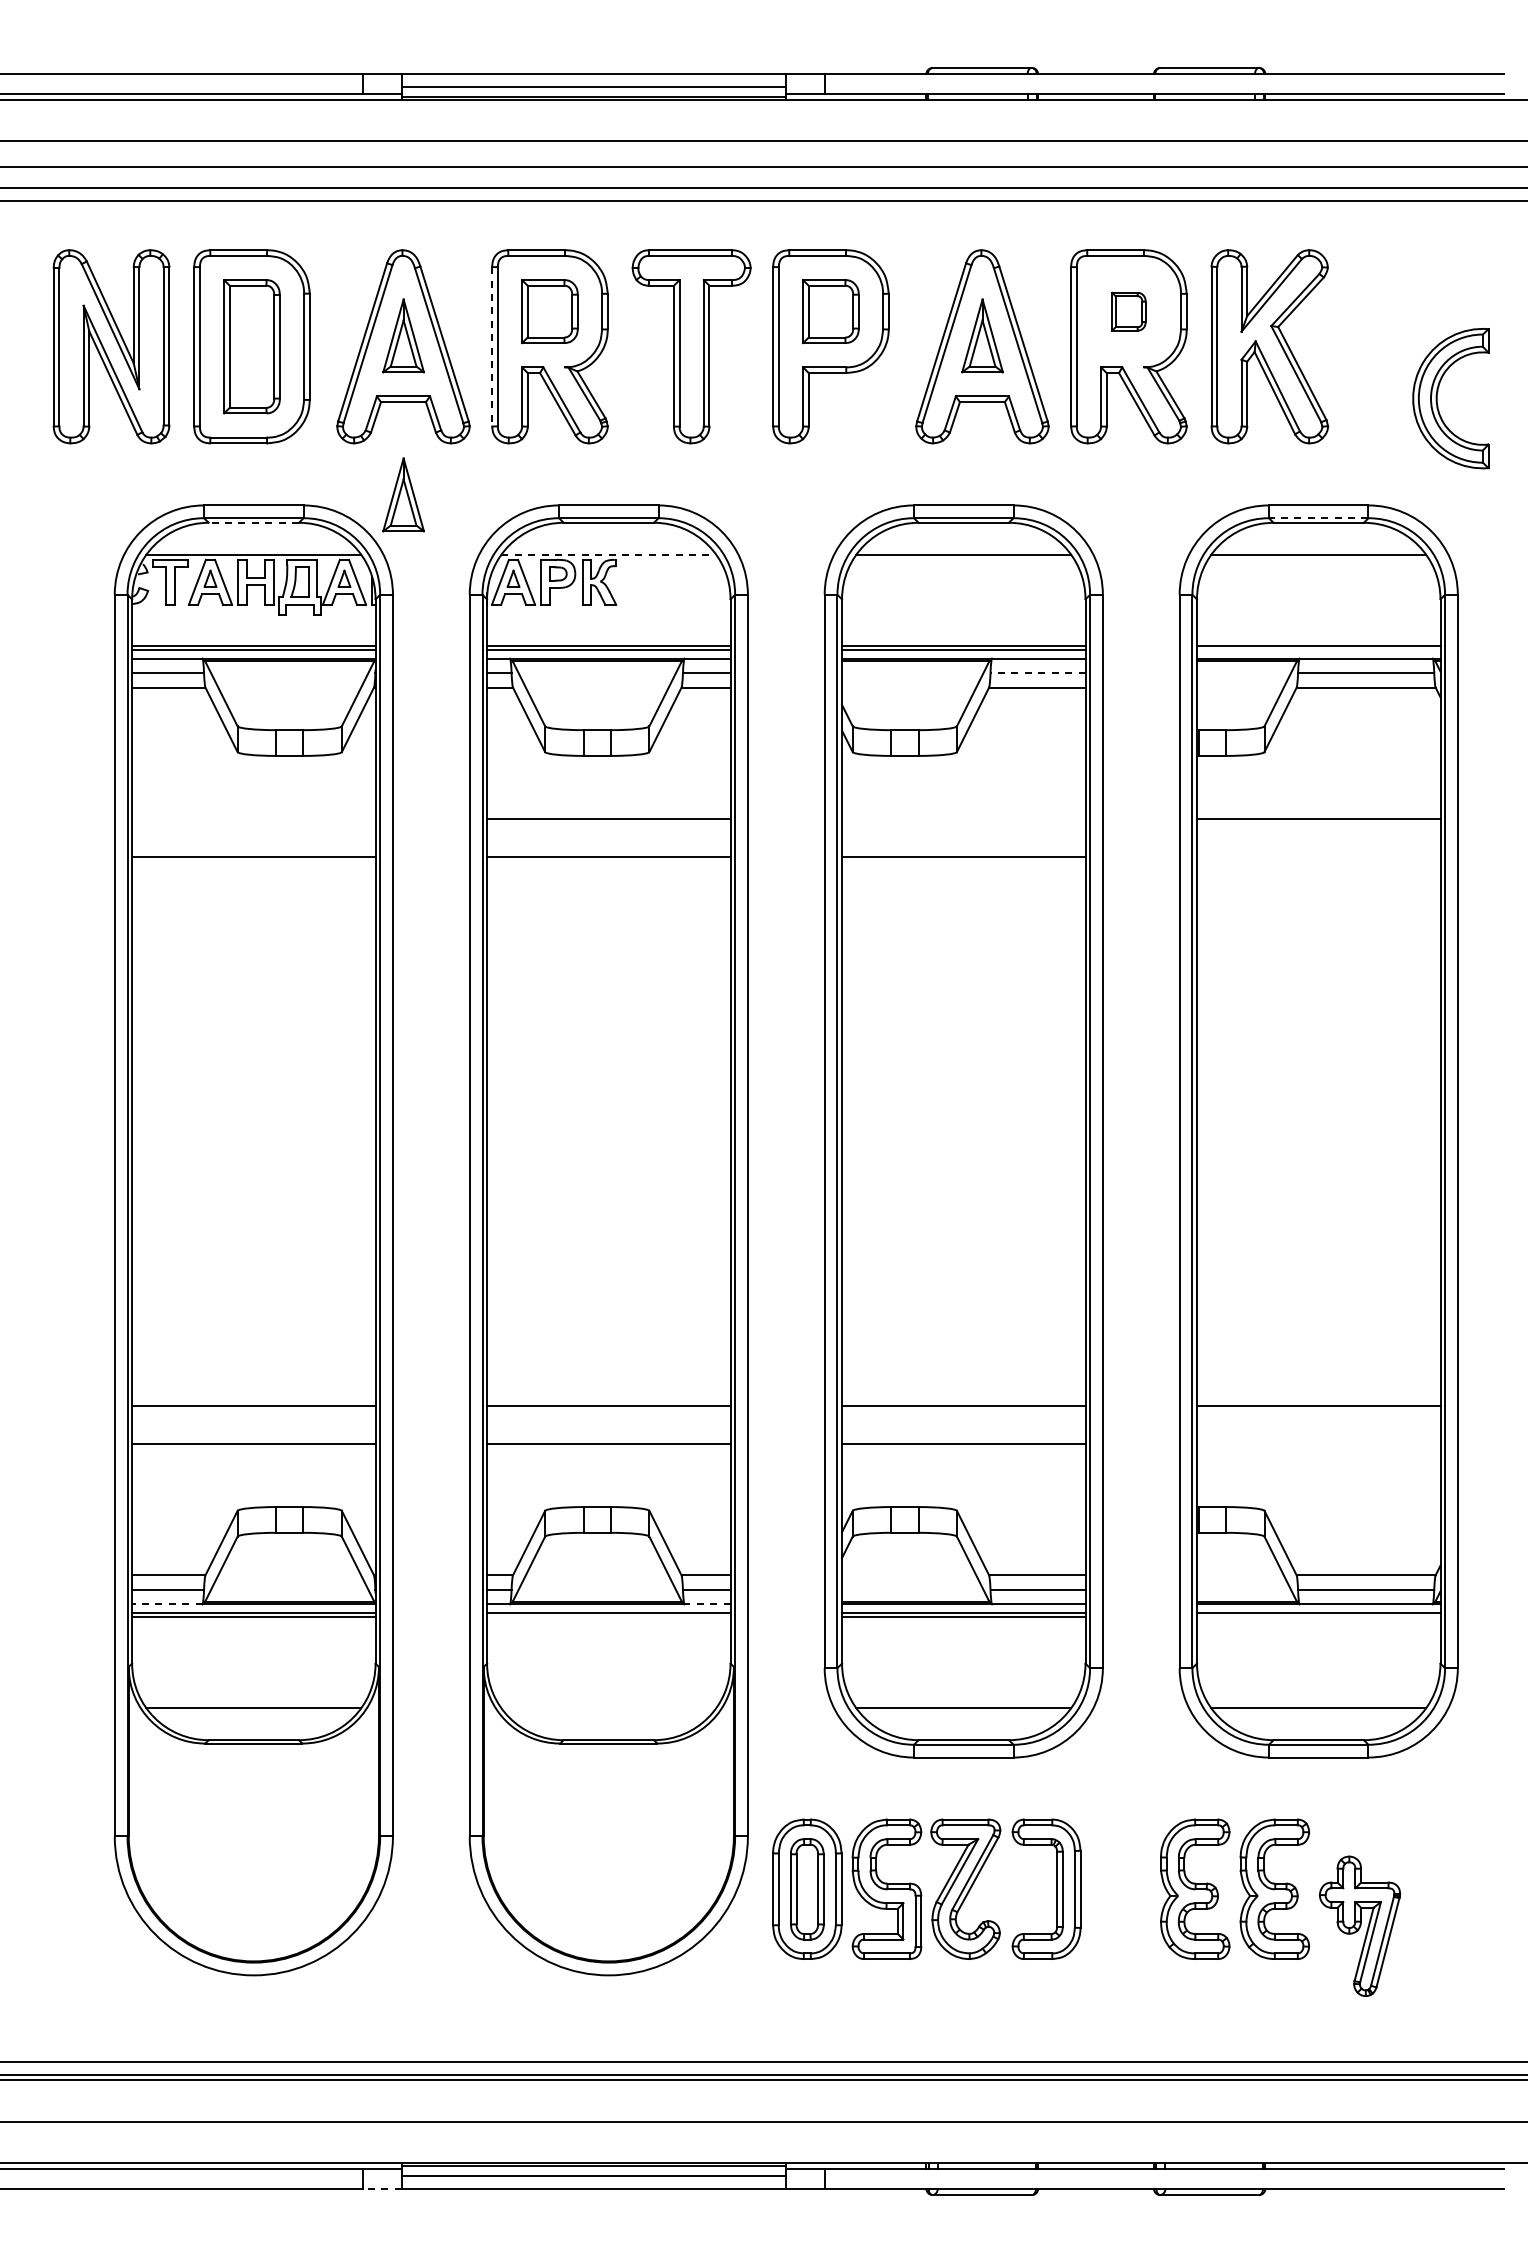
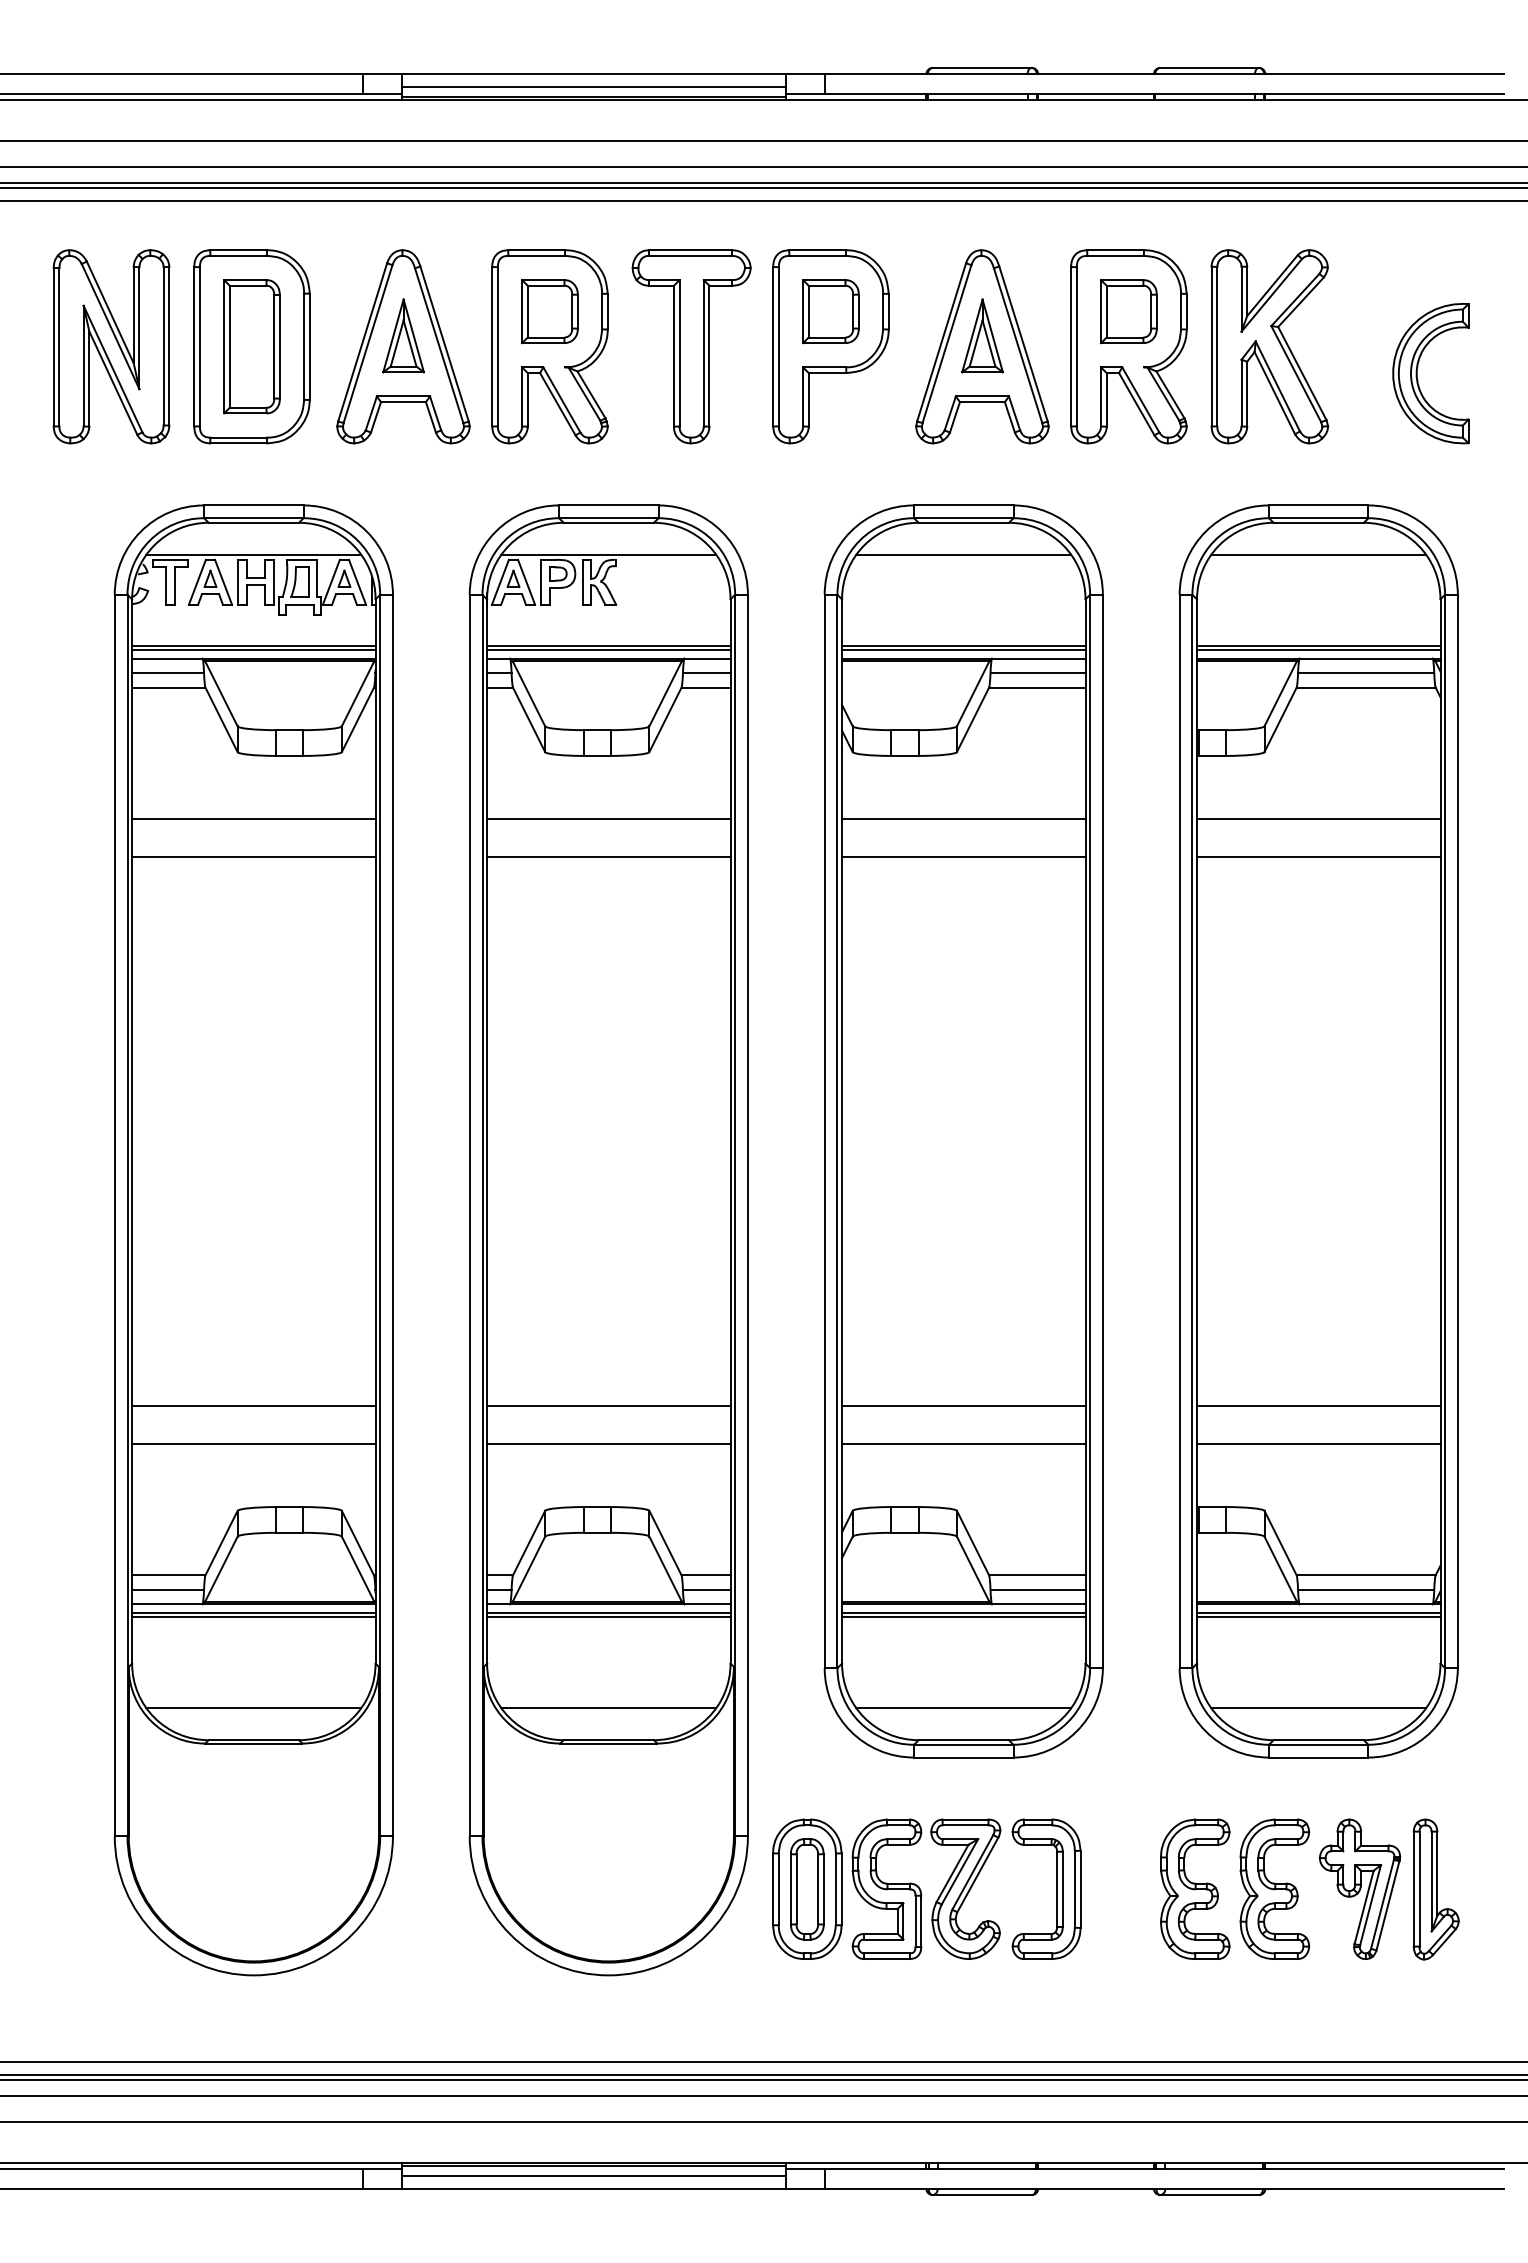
line: none -> present (763, 183)
part size: 36x41 px -> 58x66 px (1128, 311)
line: dashed -> solid (492, 346)
part position: (1437, 398) -> (1417, 373) (1417, 373)
part: present -> none (403, 494)
line: dashed -> solid (1318, 518)
line: dashed -> solid (253, 522)
line: dashed -> solid (609, 554)
line: none -> present (1318, 649)
line: dashed -> solid (1038, 673)
line: none -> present (253, 819)
line: none -> present (963, 819)
line: none -> present (1318, 857)
line: none -> present (1318, 1443)
line: dashed -> solid (166, 1604)
line: dashed -> solid (707, 1604)
line: none -> present (608, 1616)
line: none -> present (1318, 1616)
line: none -> present (608, 1708)
part: none -> present (1435, 1889)
part position: (1360, 1925) -> (1360, 1888) (1360, 1888)
line: none -> present (763, 2096)
line: dashed -> solid (382, 2188)
